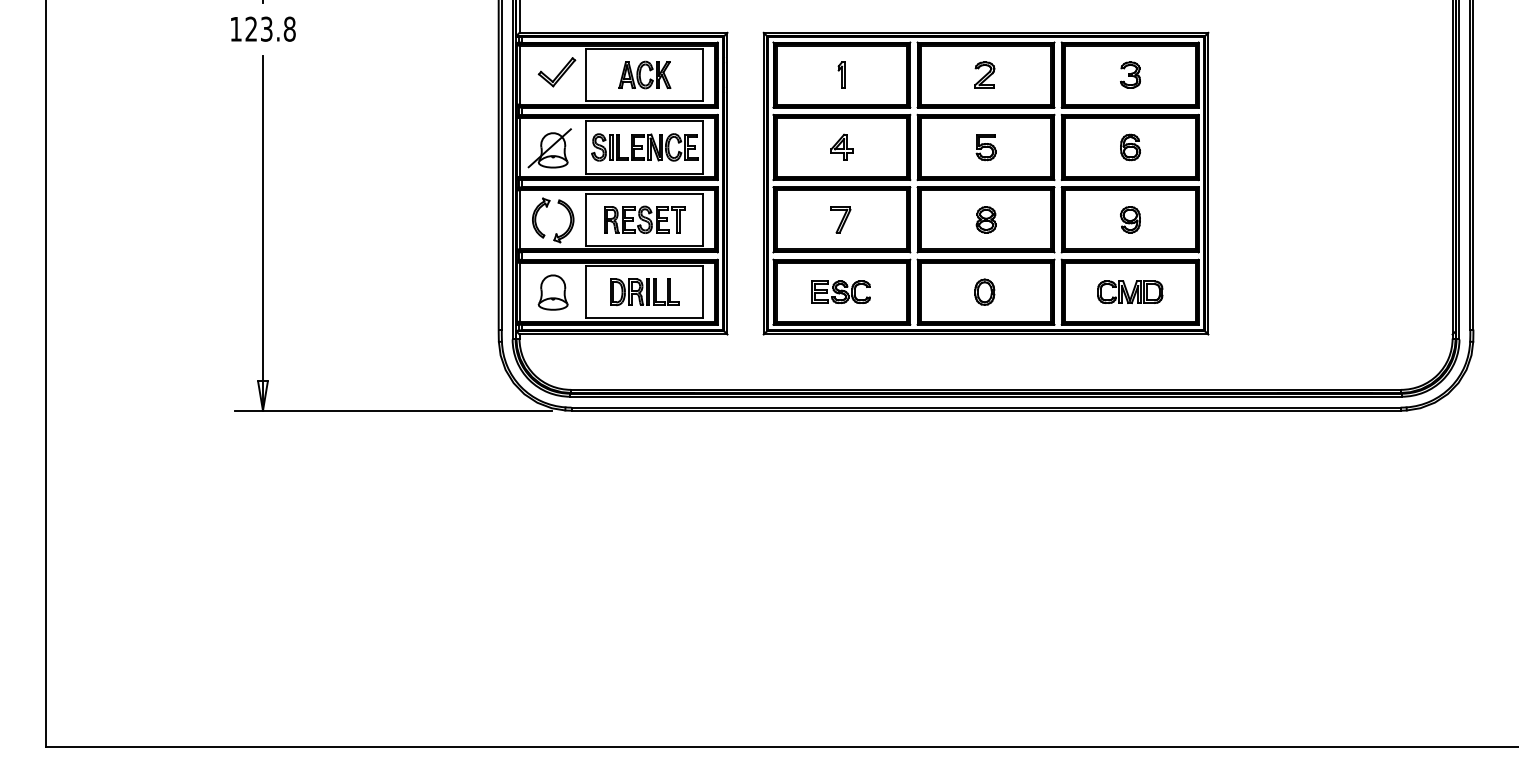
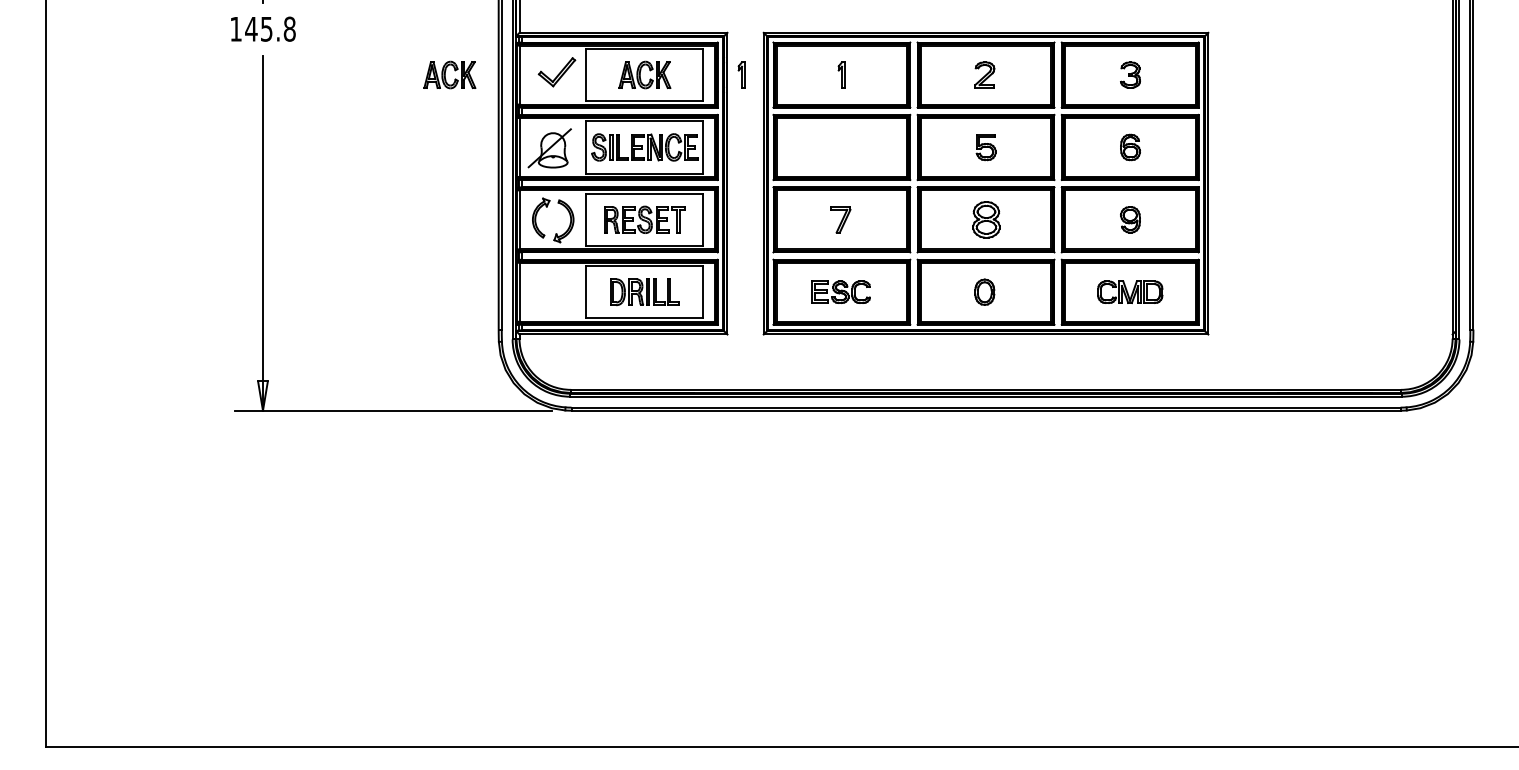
text: 123.8 -> 145.8 (258, 28)
part: none -> present (449, 74)
part: none -> present (741, 74)
part: present -> none (841, 146)
part size: 22x28 px -> 29x38 px (986, 219)
part: present -> none (552, 292)
